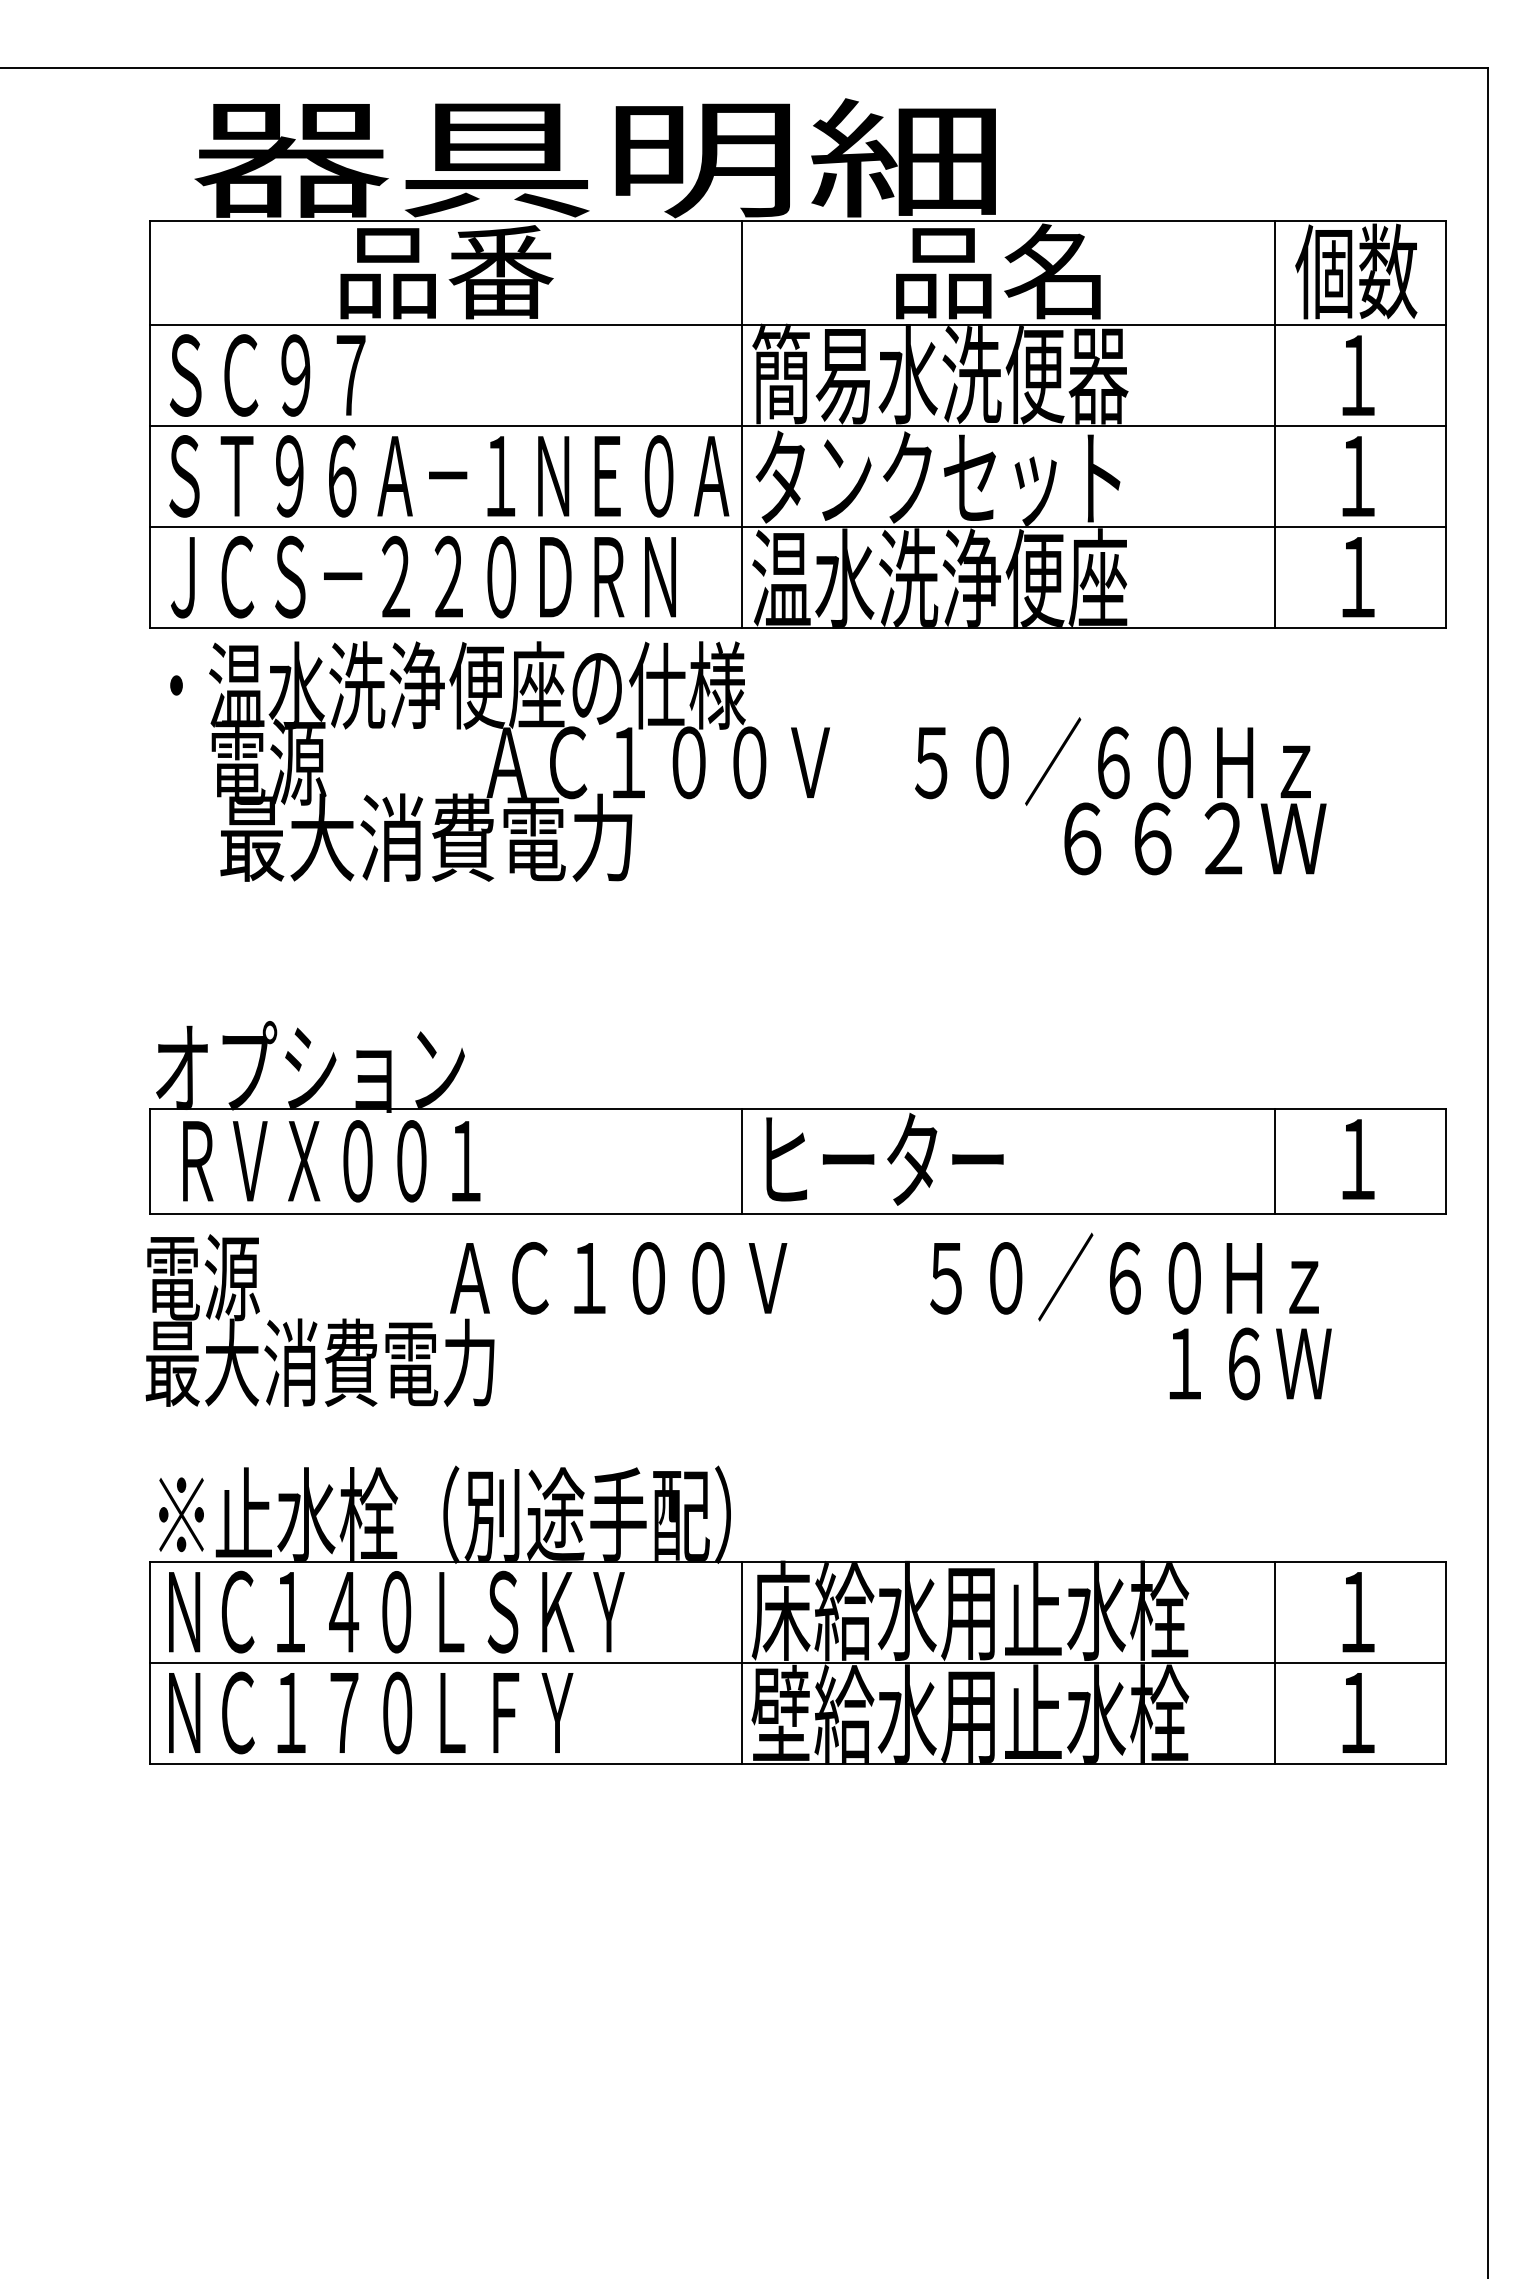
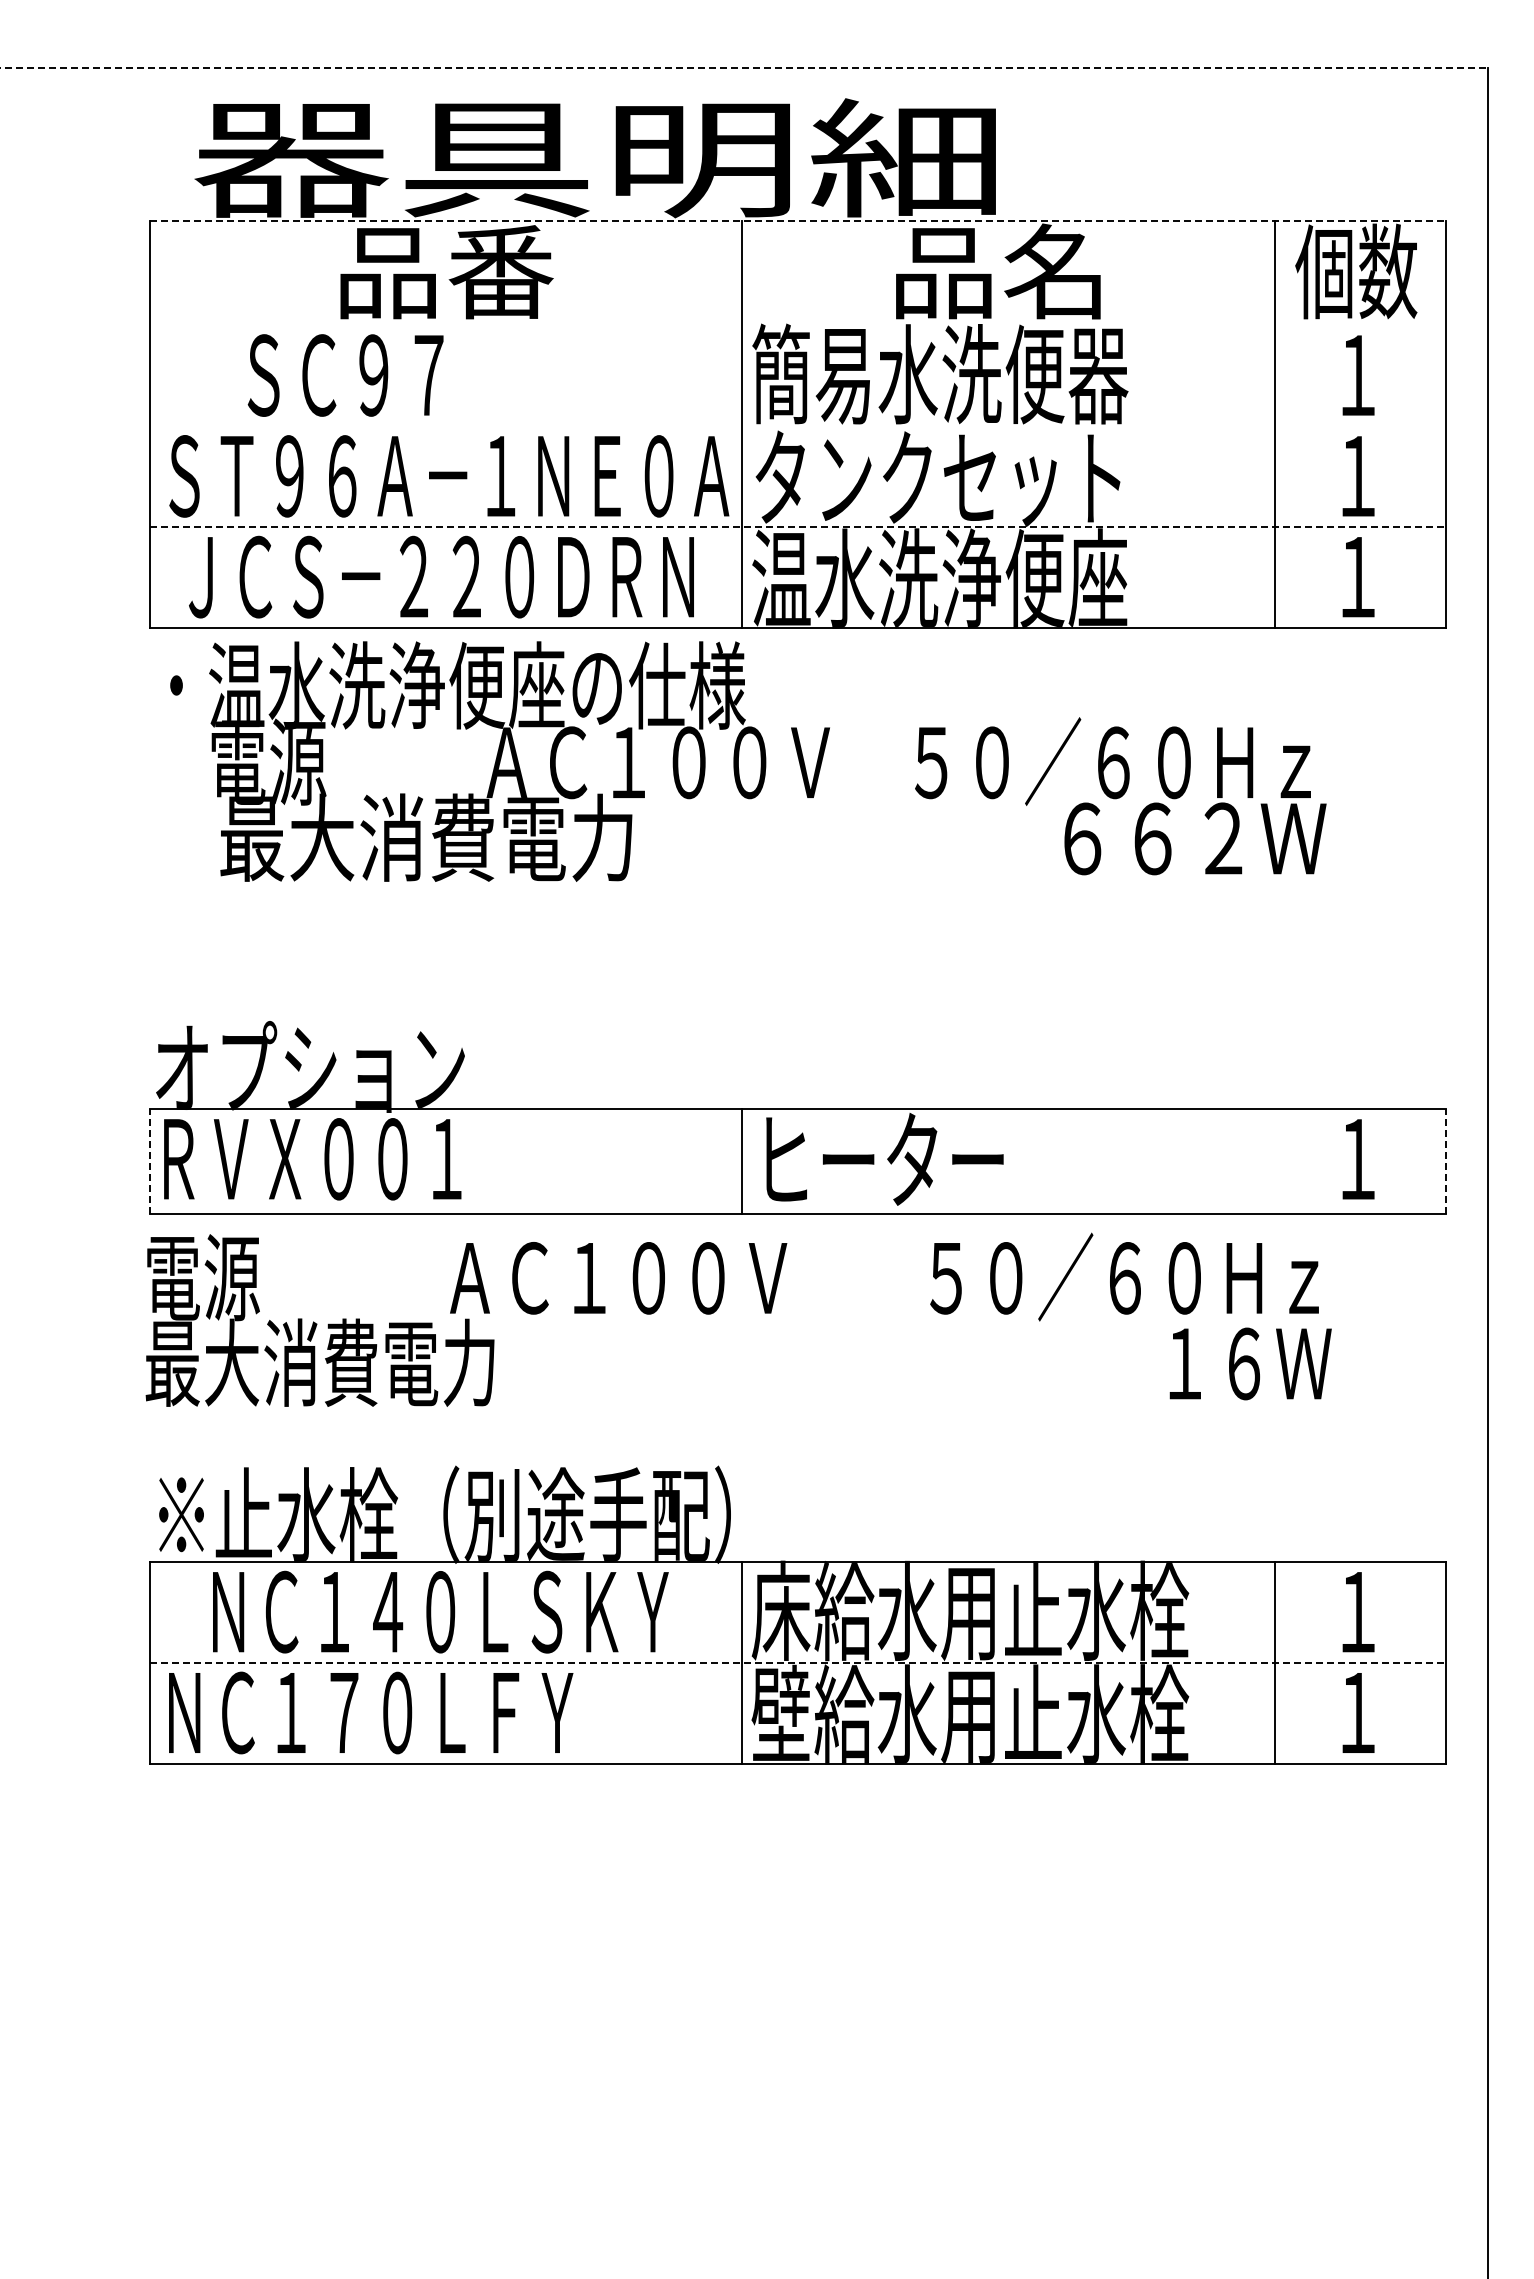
line: solid -> dashed (743, 68)
line: solid -> dashed (798, 220)
line: present -> none (798, 325)
text position: (267, 375) -> (345, 375) (345, 375)
line: present -> none (798, 426)
line: solid -> dashed (798, 526)
text position: (423, 576) -> (441, 576) (441, 576)
line: solid -> dashed (150, 1160)
line: solid -> dashed (1446, 1160)
text position: (331, 1161) -> (312, 1159) (312, 1159)
line: present -> none (1274, 1161)
text position: (396, 1611) -> (440, 1611) (440, 1611)
line: solid -> dashed (798, 1662)
